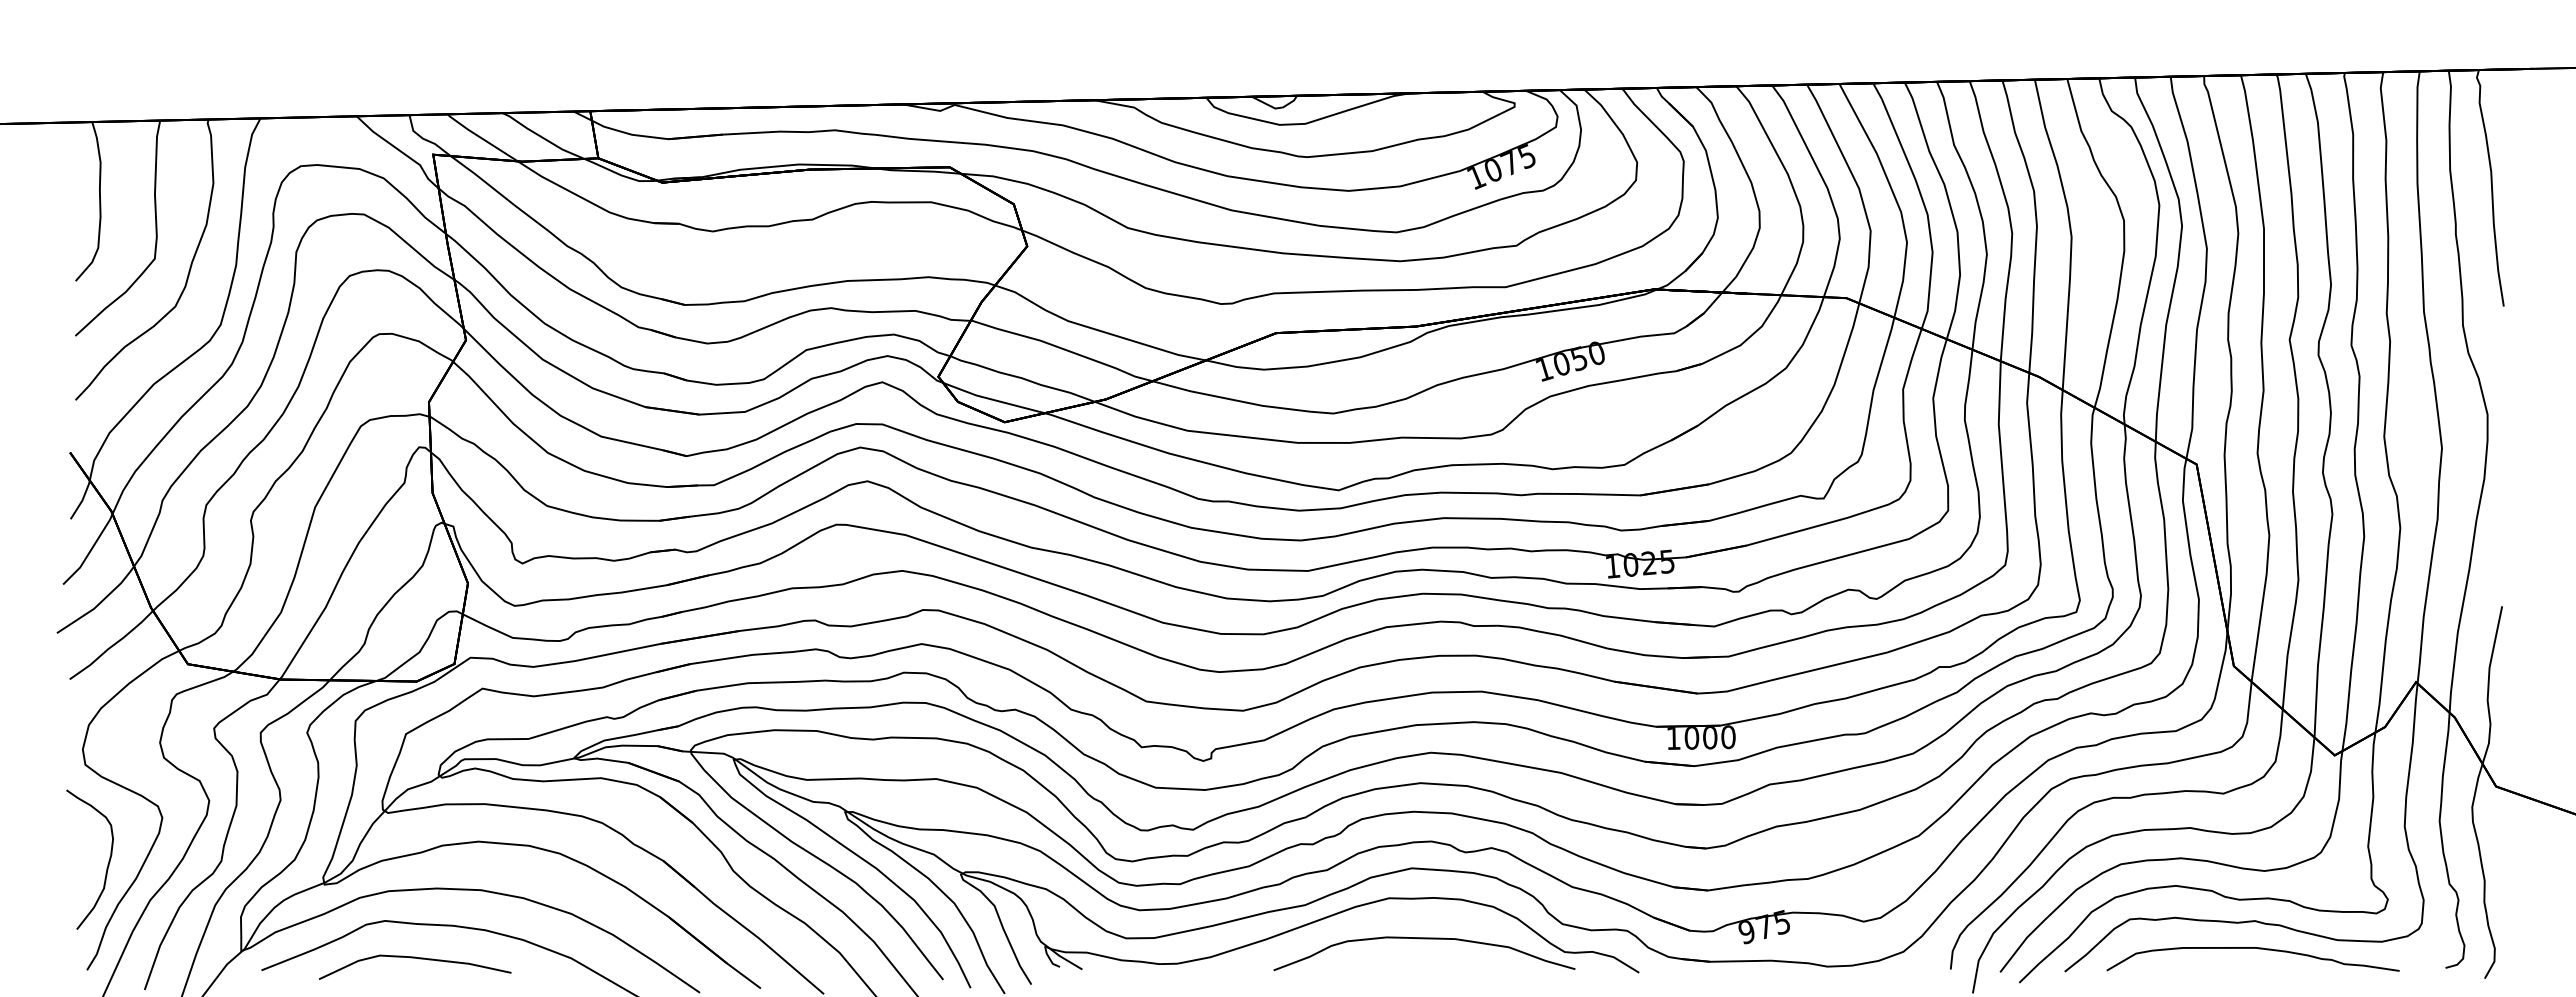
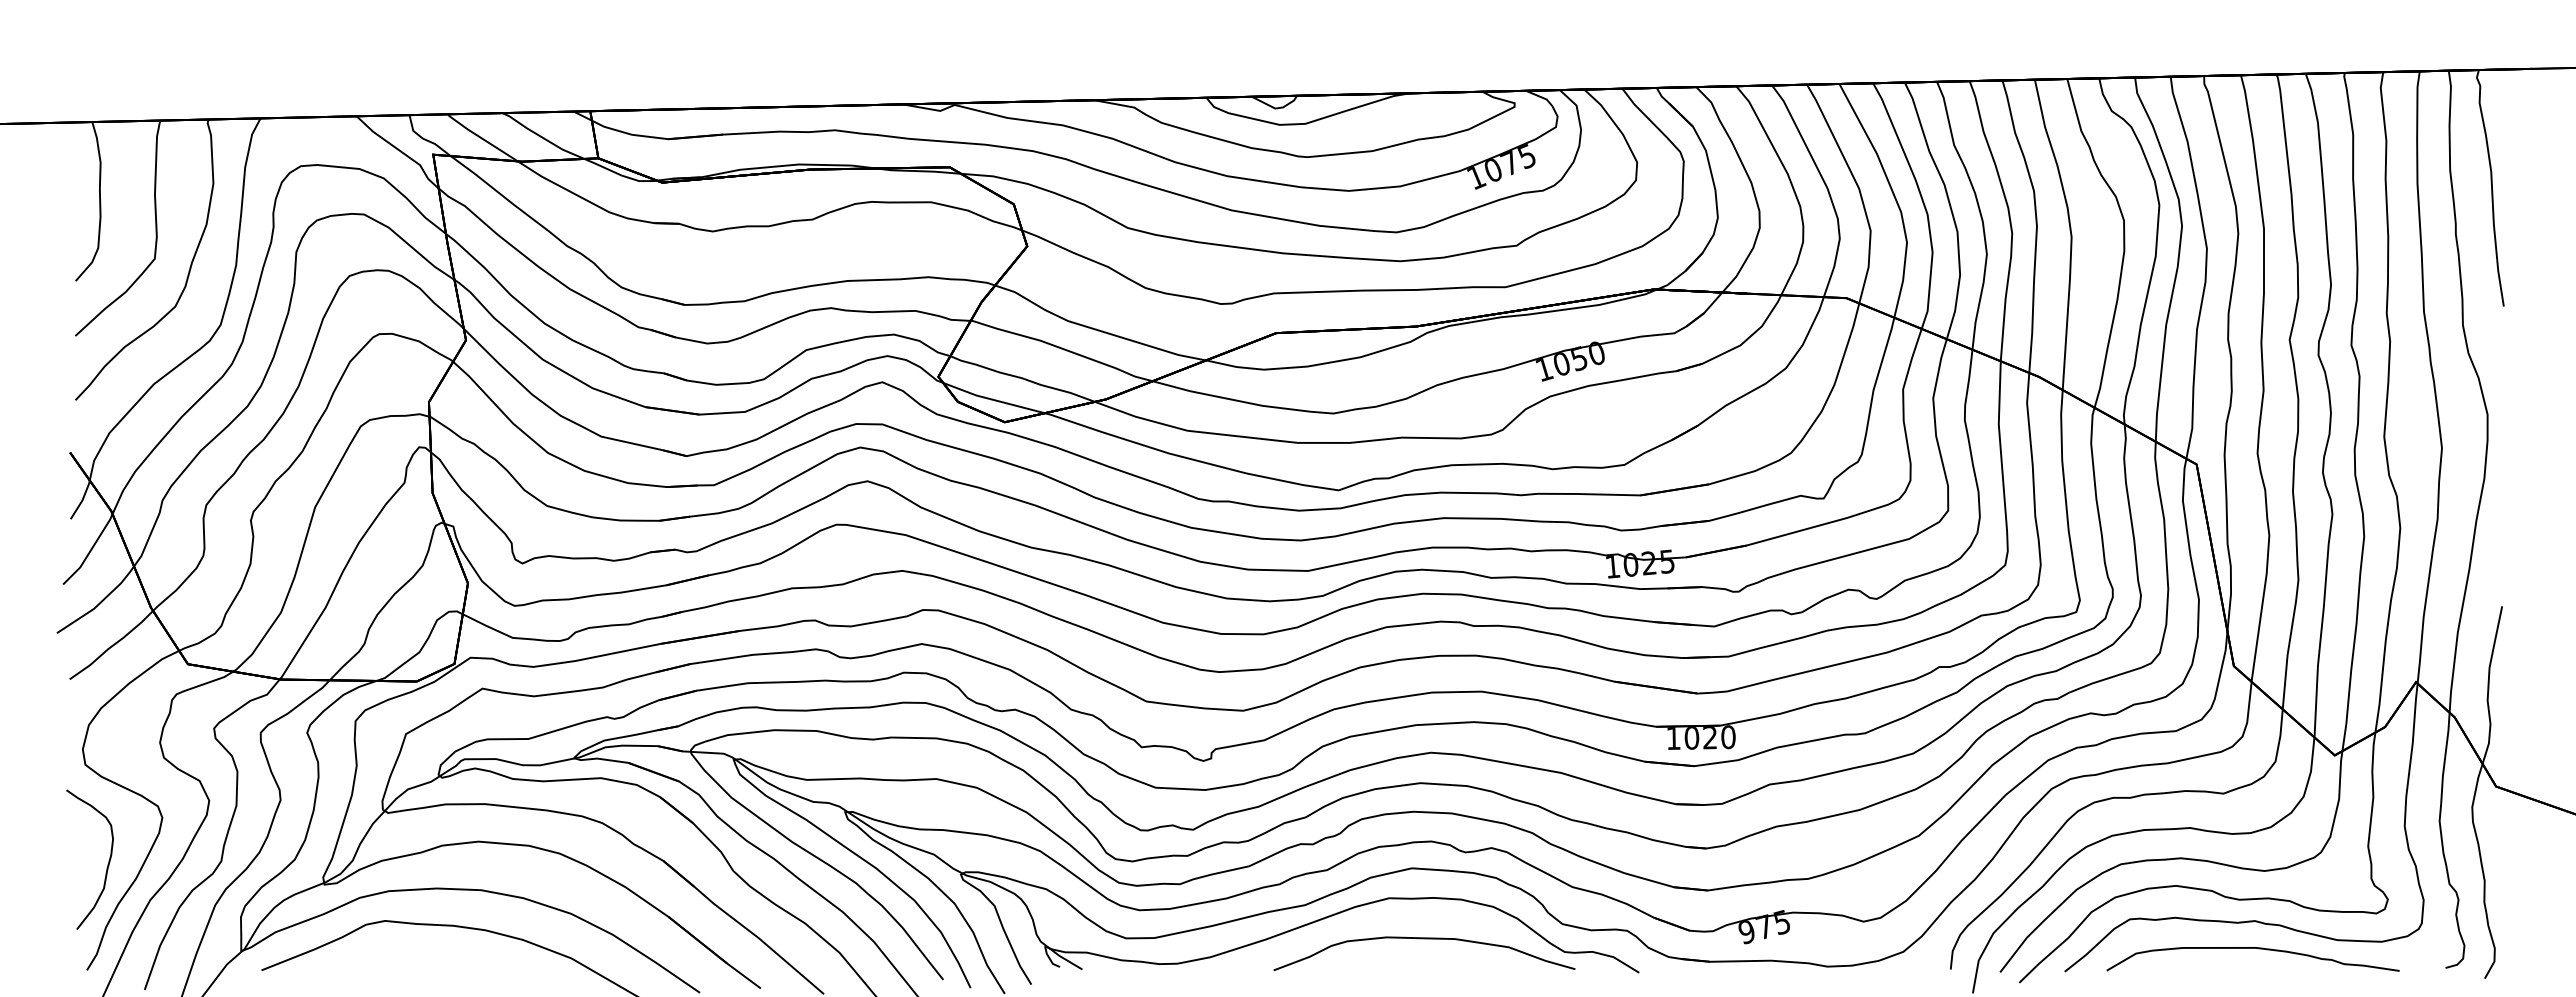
text: 1000 -> 1020 (1710, 738)
curve: present -> none (415, 958)
